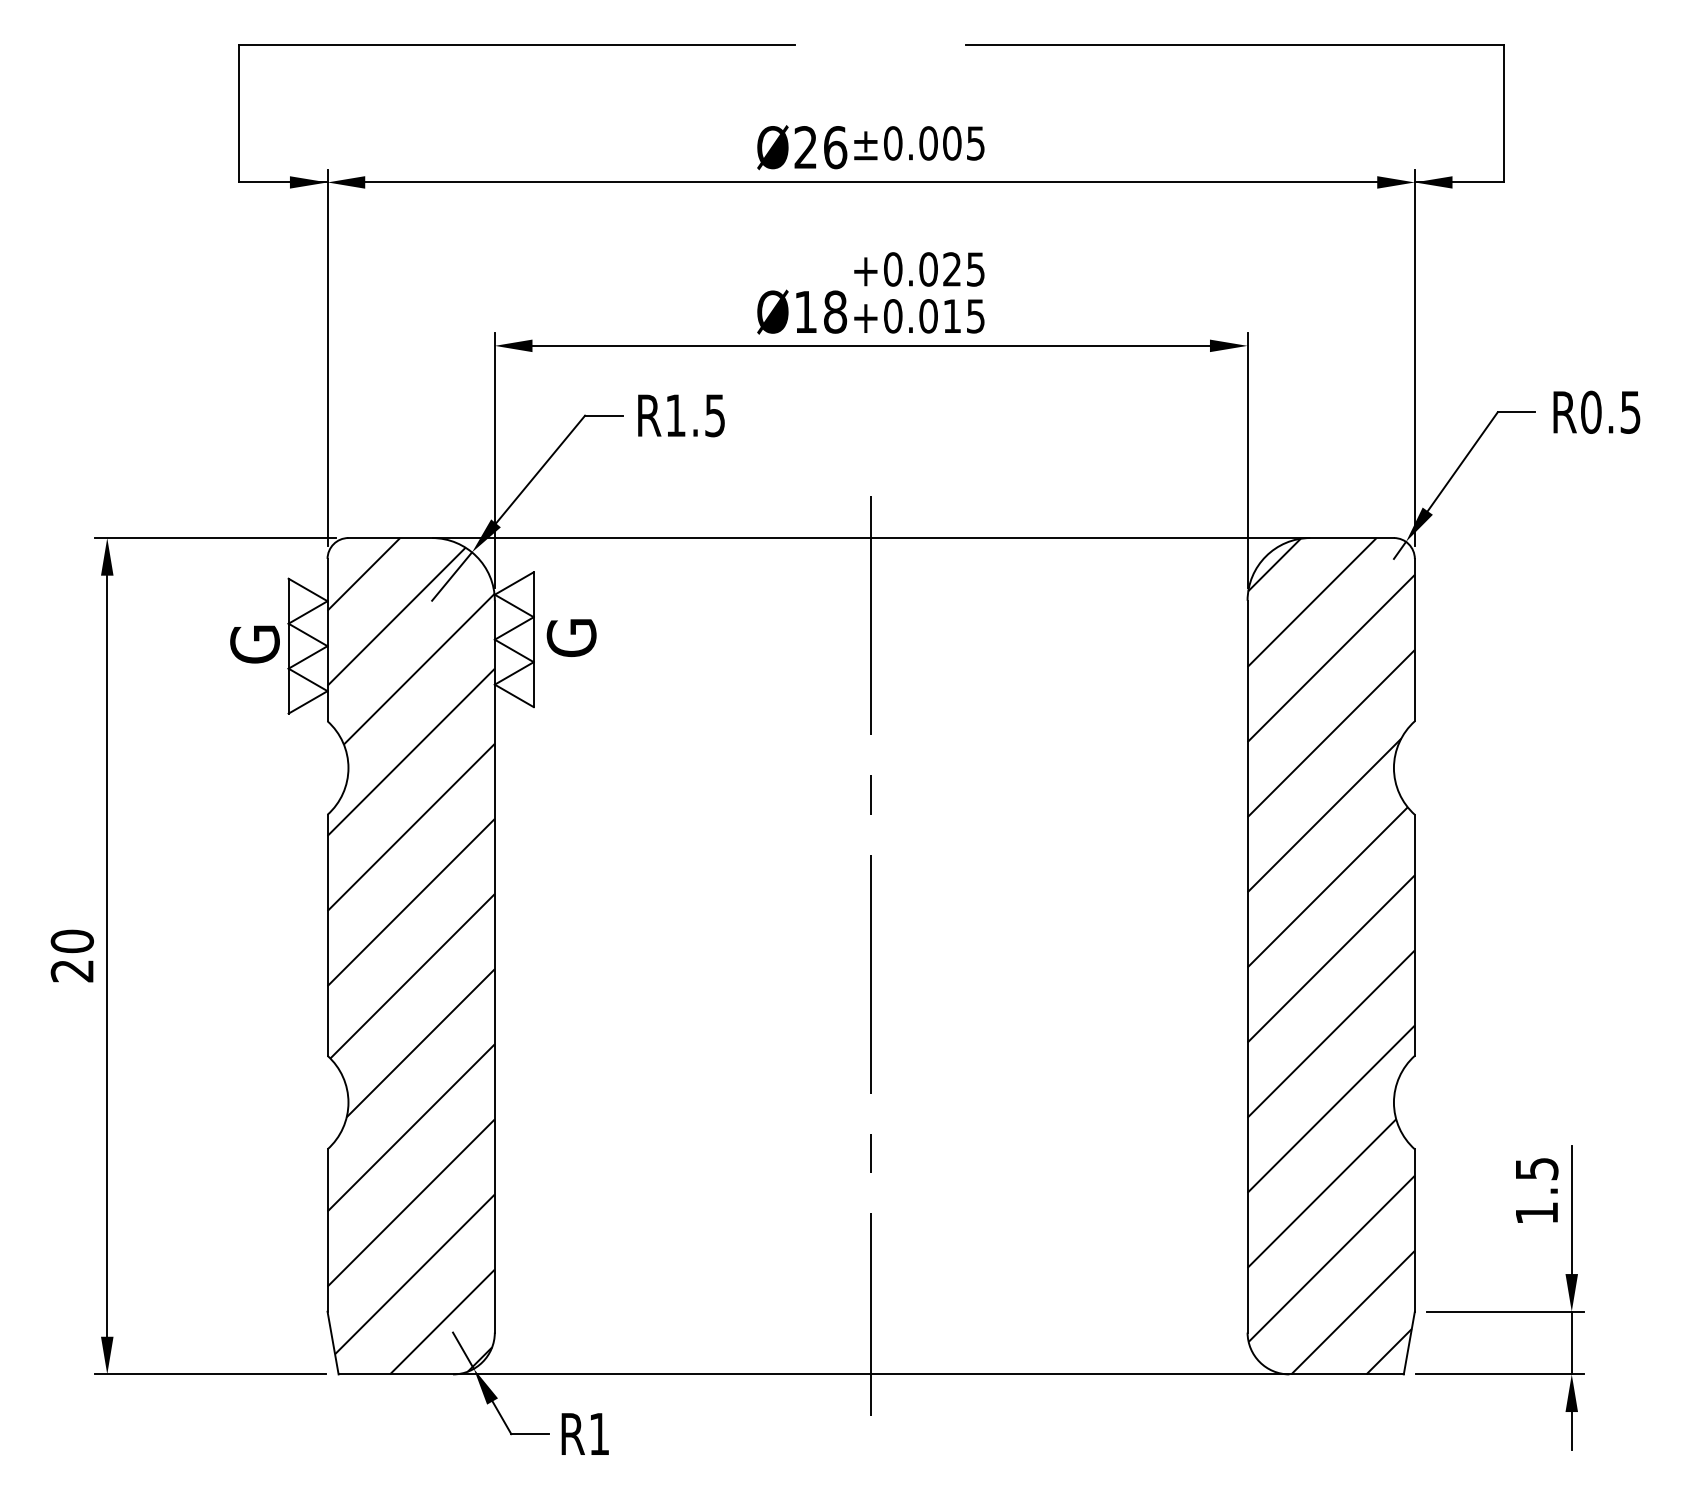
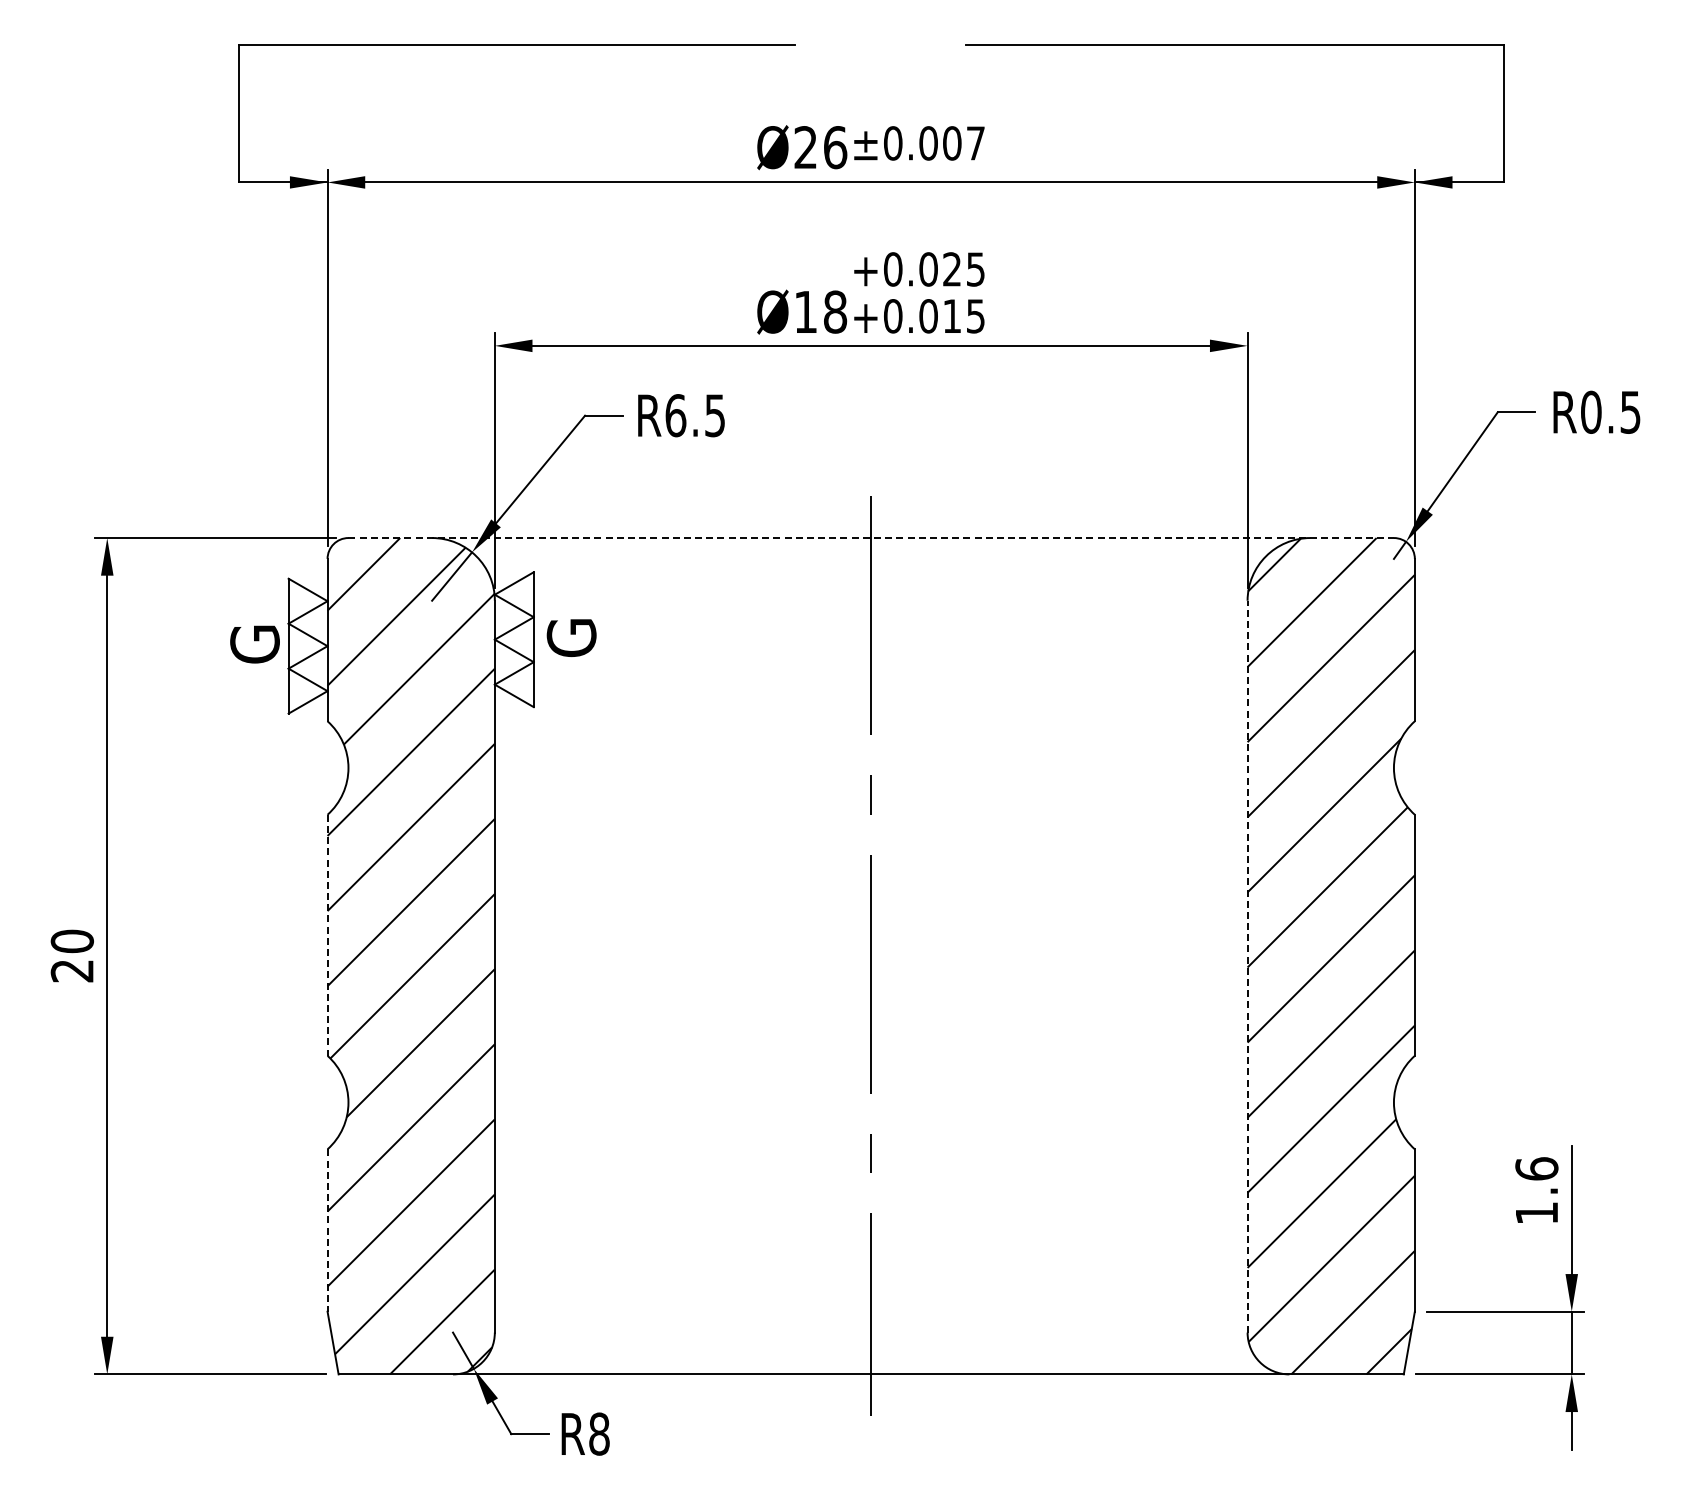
text: ±0.005 -> ±0.007 (975, 143)
text: R1.5 -> R6.5 (675, 415)
line: solid -> dashed (871, 538)
line: solid -> dashed (327, 935)
line: solid -> dashed (1247, 966)
text: 1.5 -> 1.6 (1536, 1168)
line: solid -> dashed (327, 1231)
text: R1 -> R8 (599, 1433)
